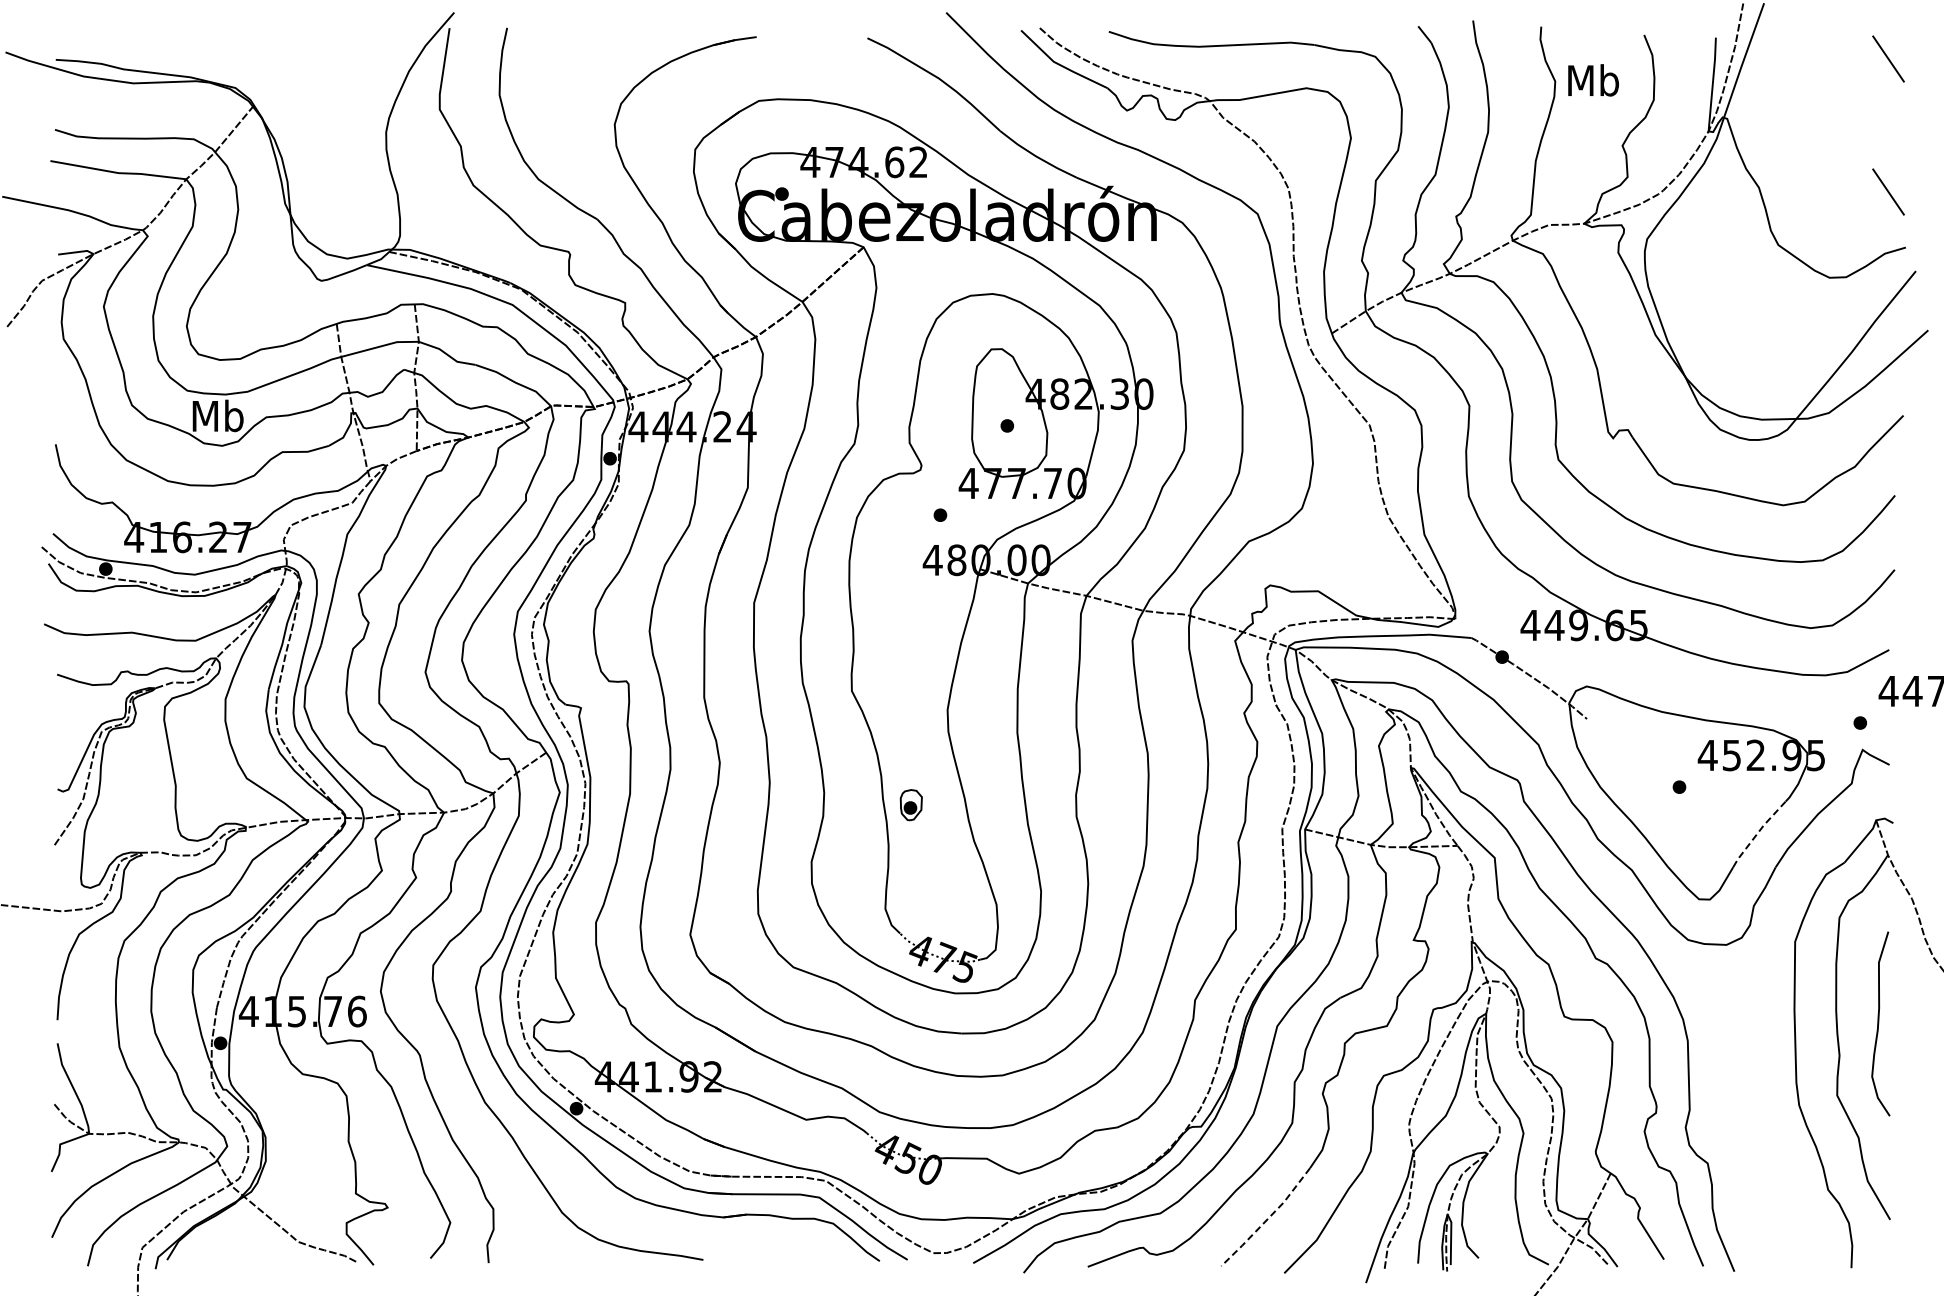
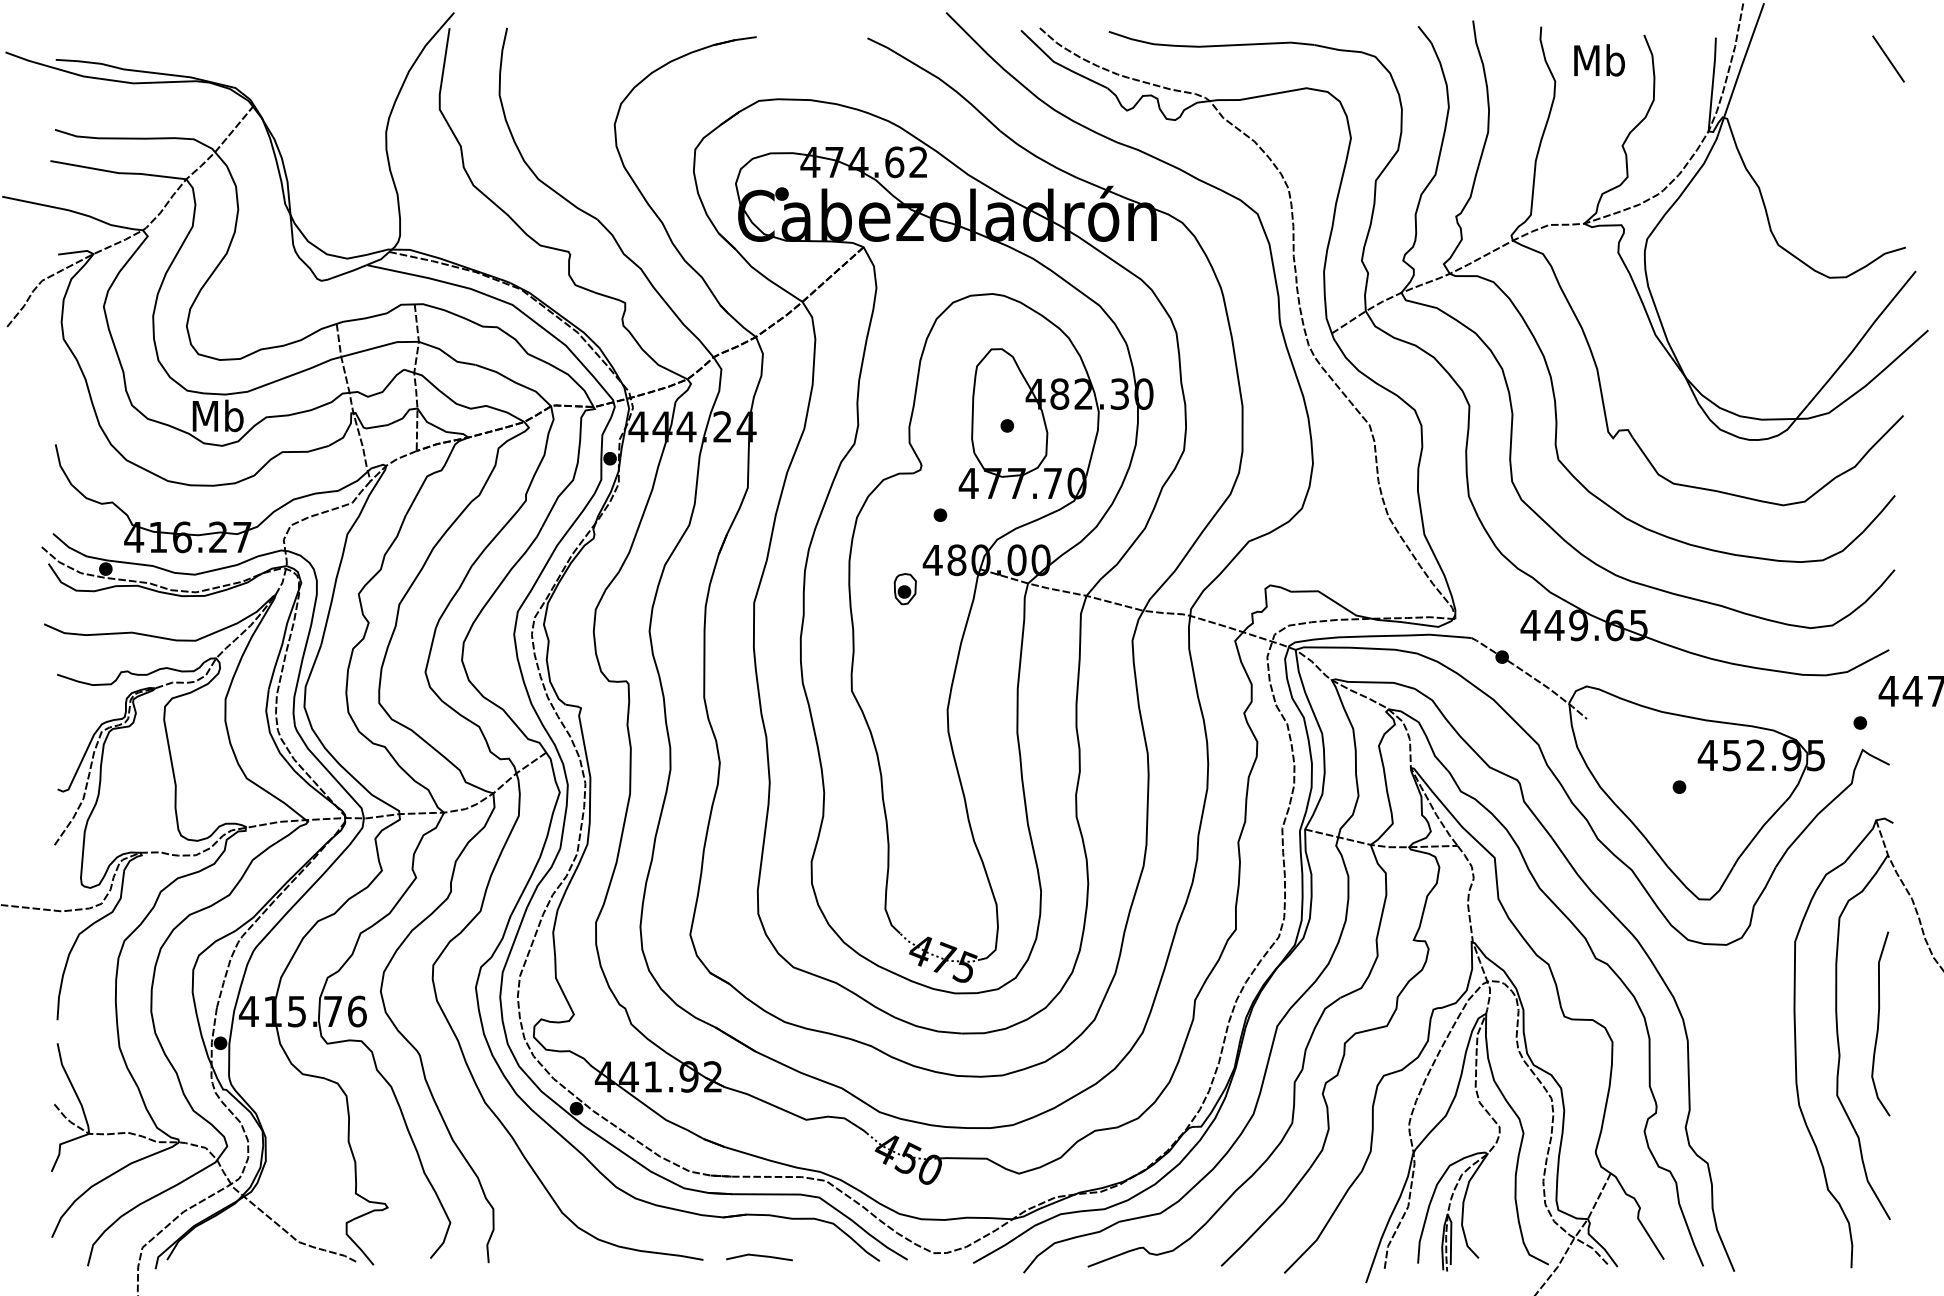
text position: (1593, 80) -> (1599, 60) (1599, 60)
line: present -> none (1888, 191)
part position: (910, 805) -> (904, 589) (904, 589)
line: dashed -> solid (1757, 833)
line: dashed -> solid (1267, 1219)
line: none -> present (759, 1256)
